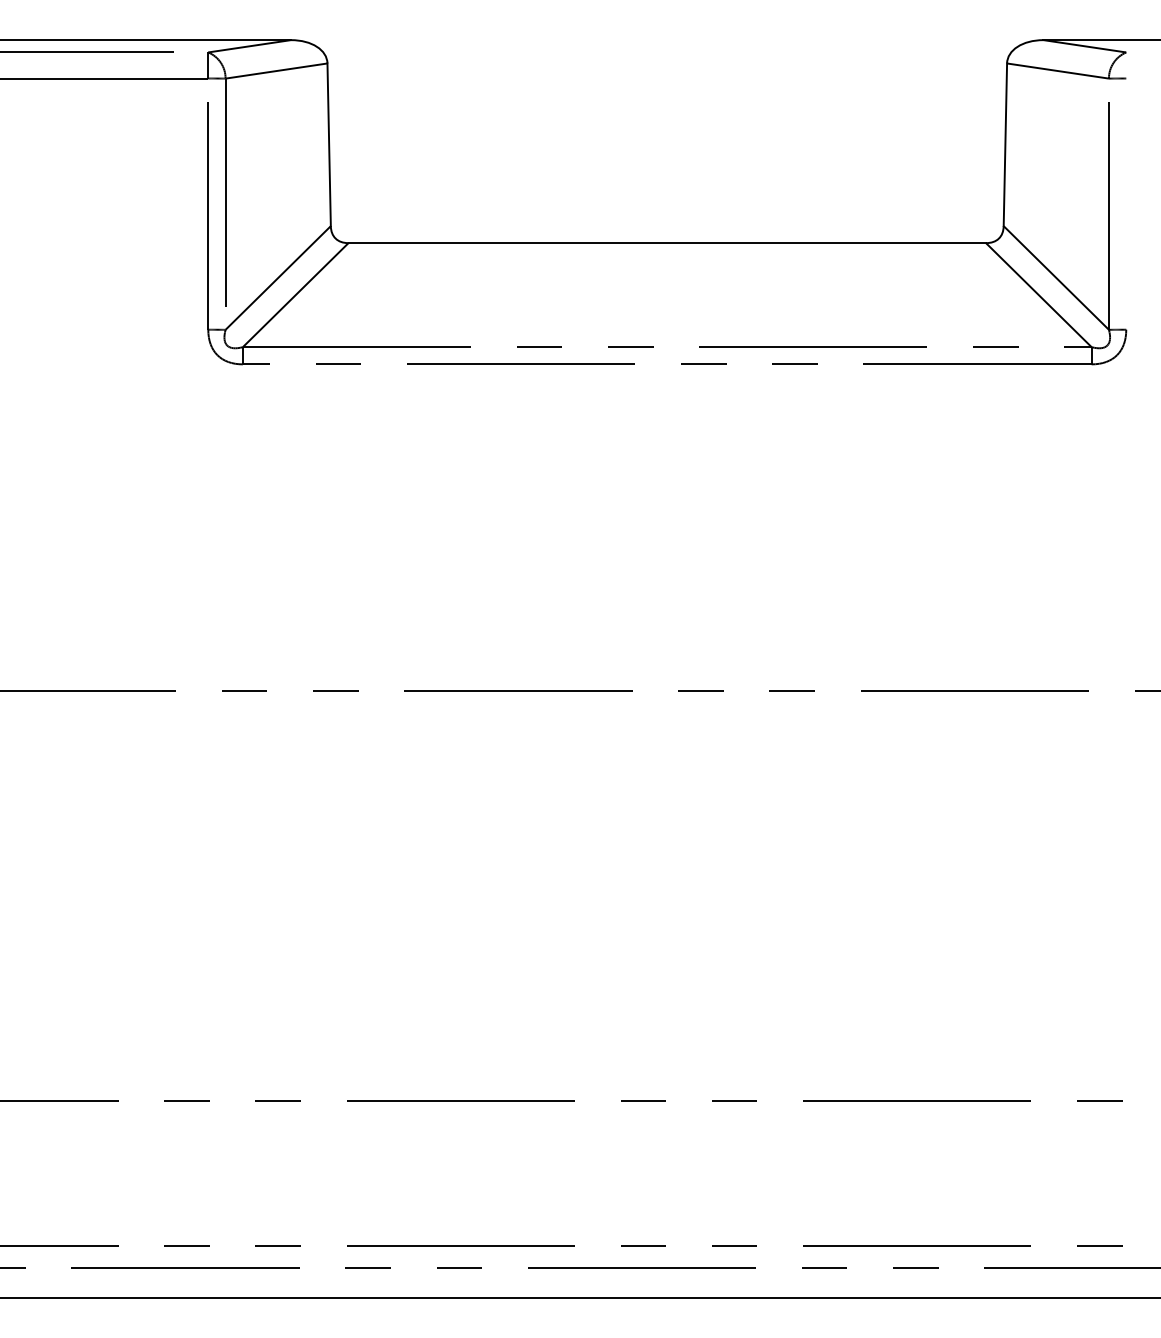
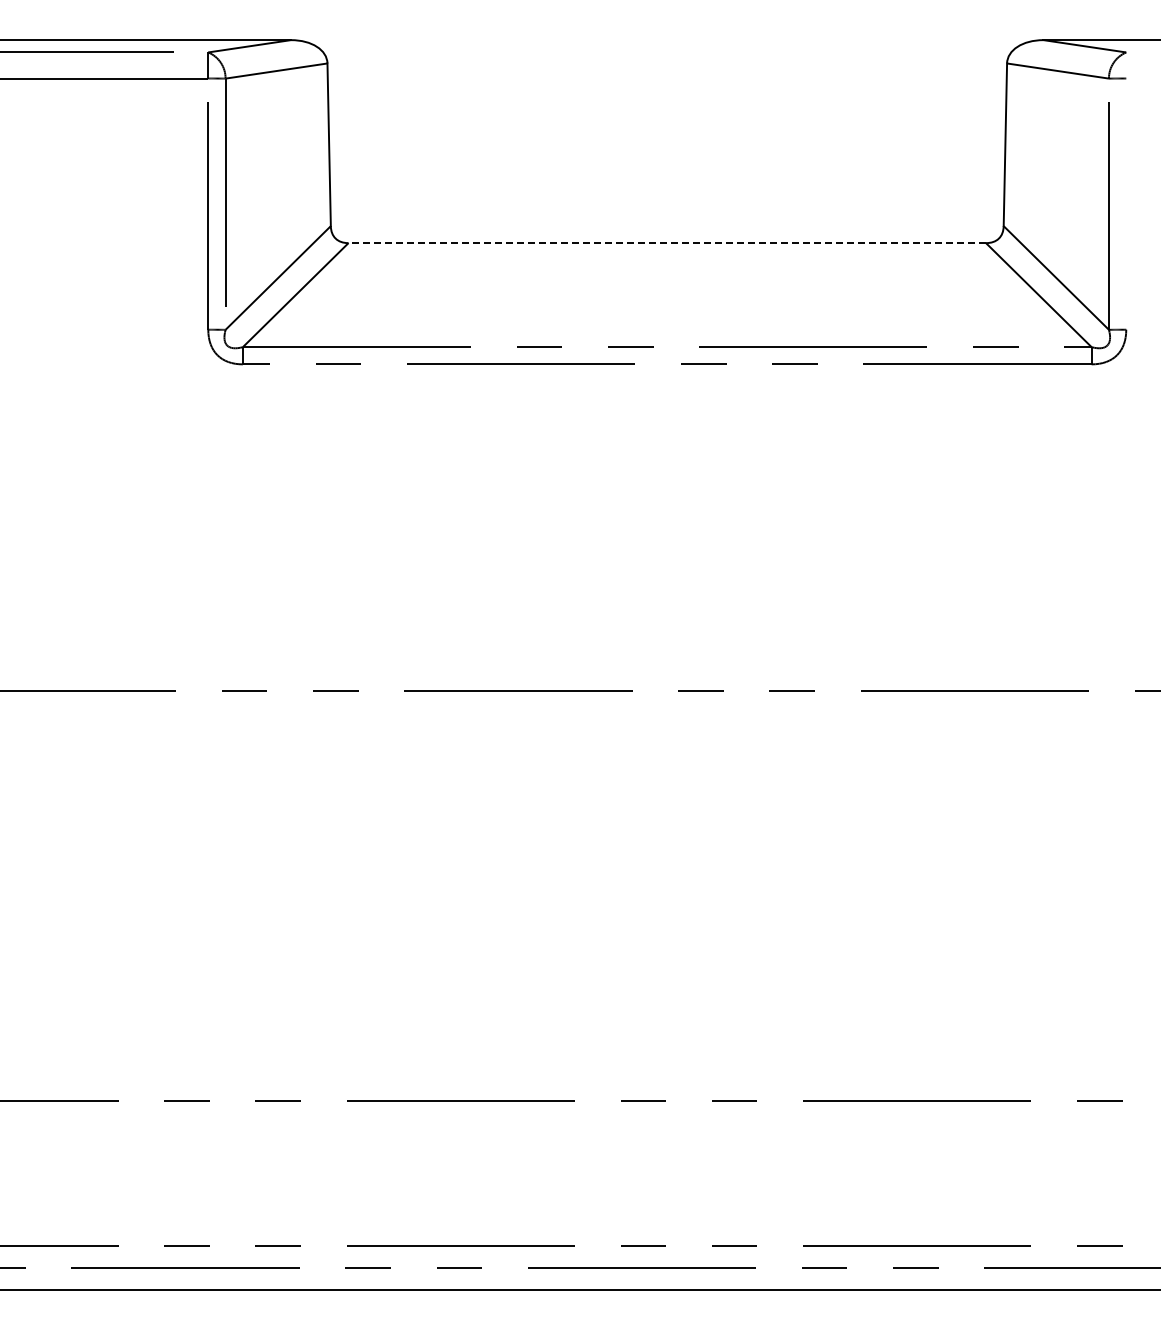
line: solid -> dashed (667, 243)
line position: (579, 1297) -> (579, 1289) (579, 1289)
